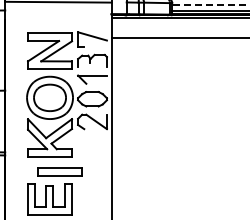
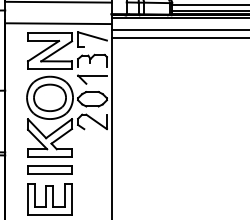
line: dashed -> solid (210, 4)
line: none -> present (58, 23)
line: none -> present (178, 30)
part position: (59, 171) -> (49, 169) (49, 169)
